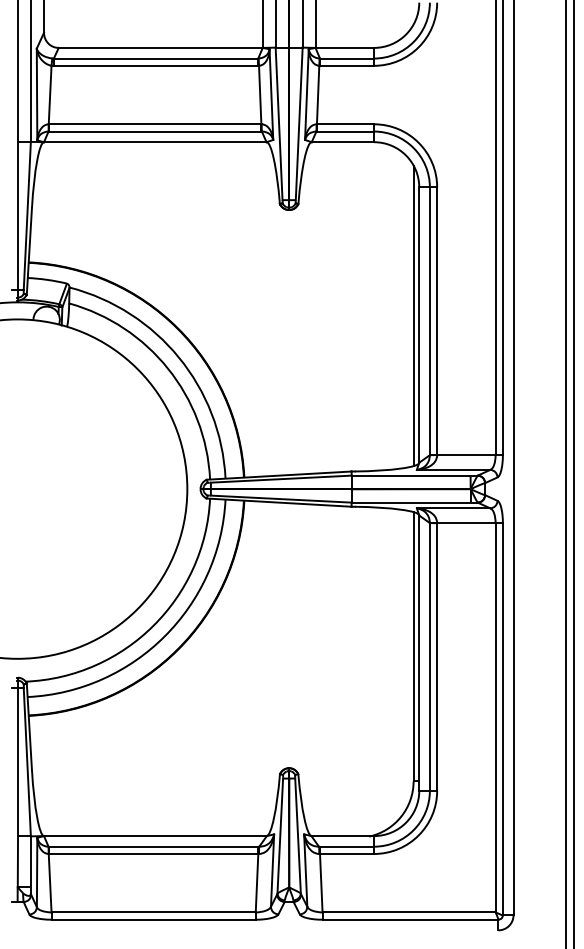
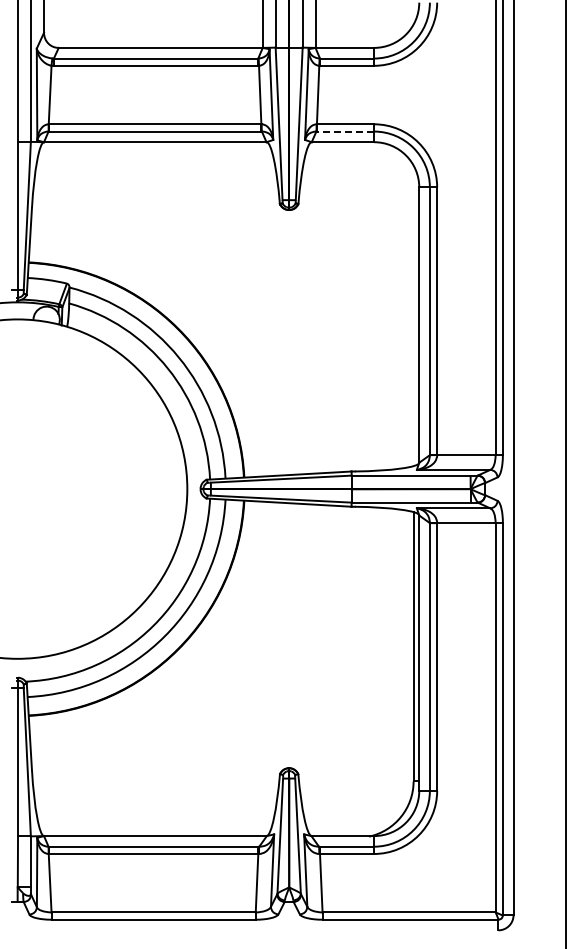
line: solid -> dashed (345, 131)
line: present -> none (413, 316)
line: present -> none (573, 473)
